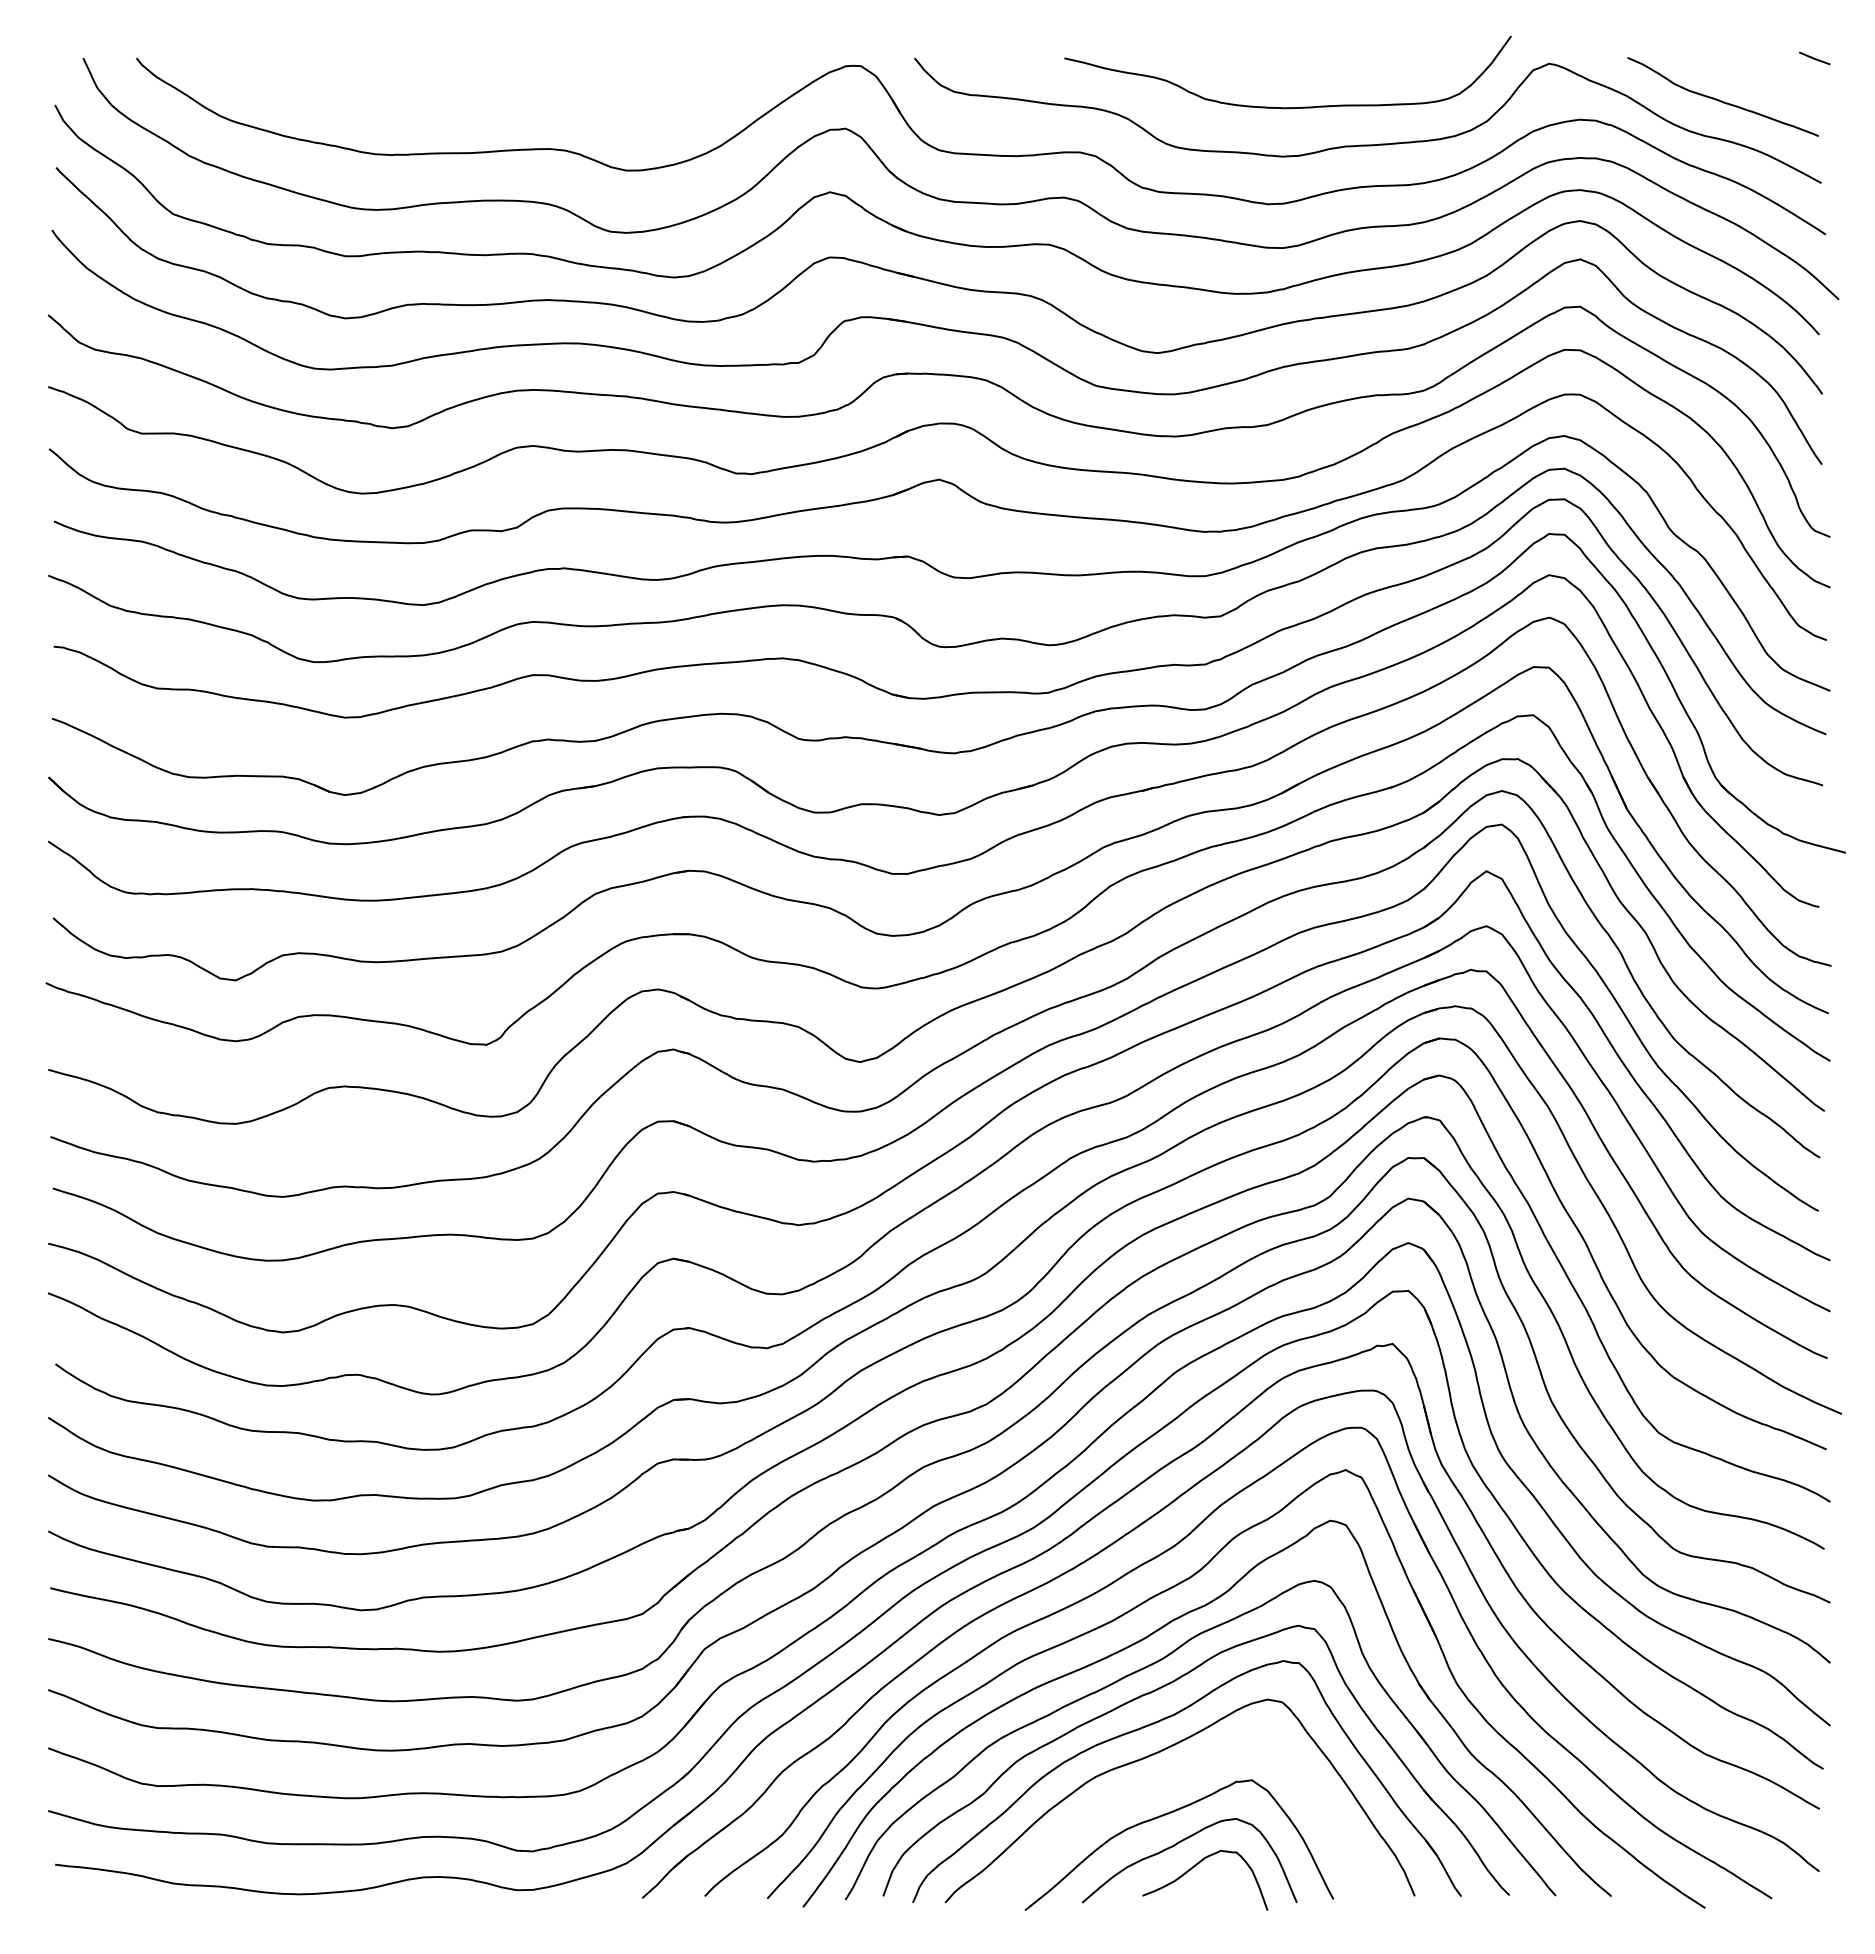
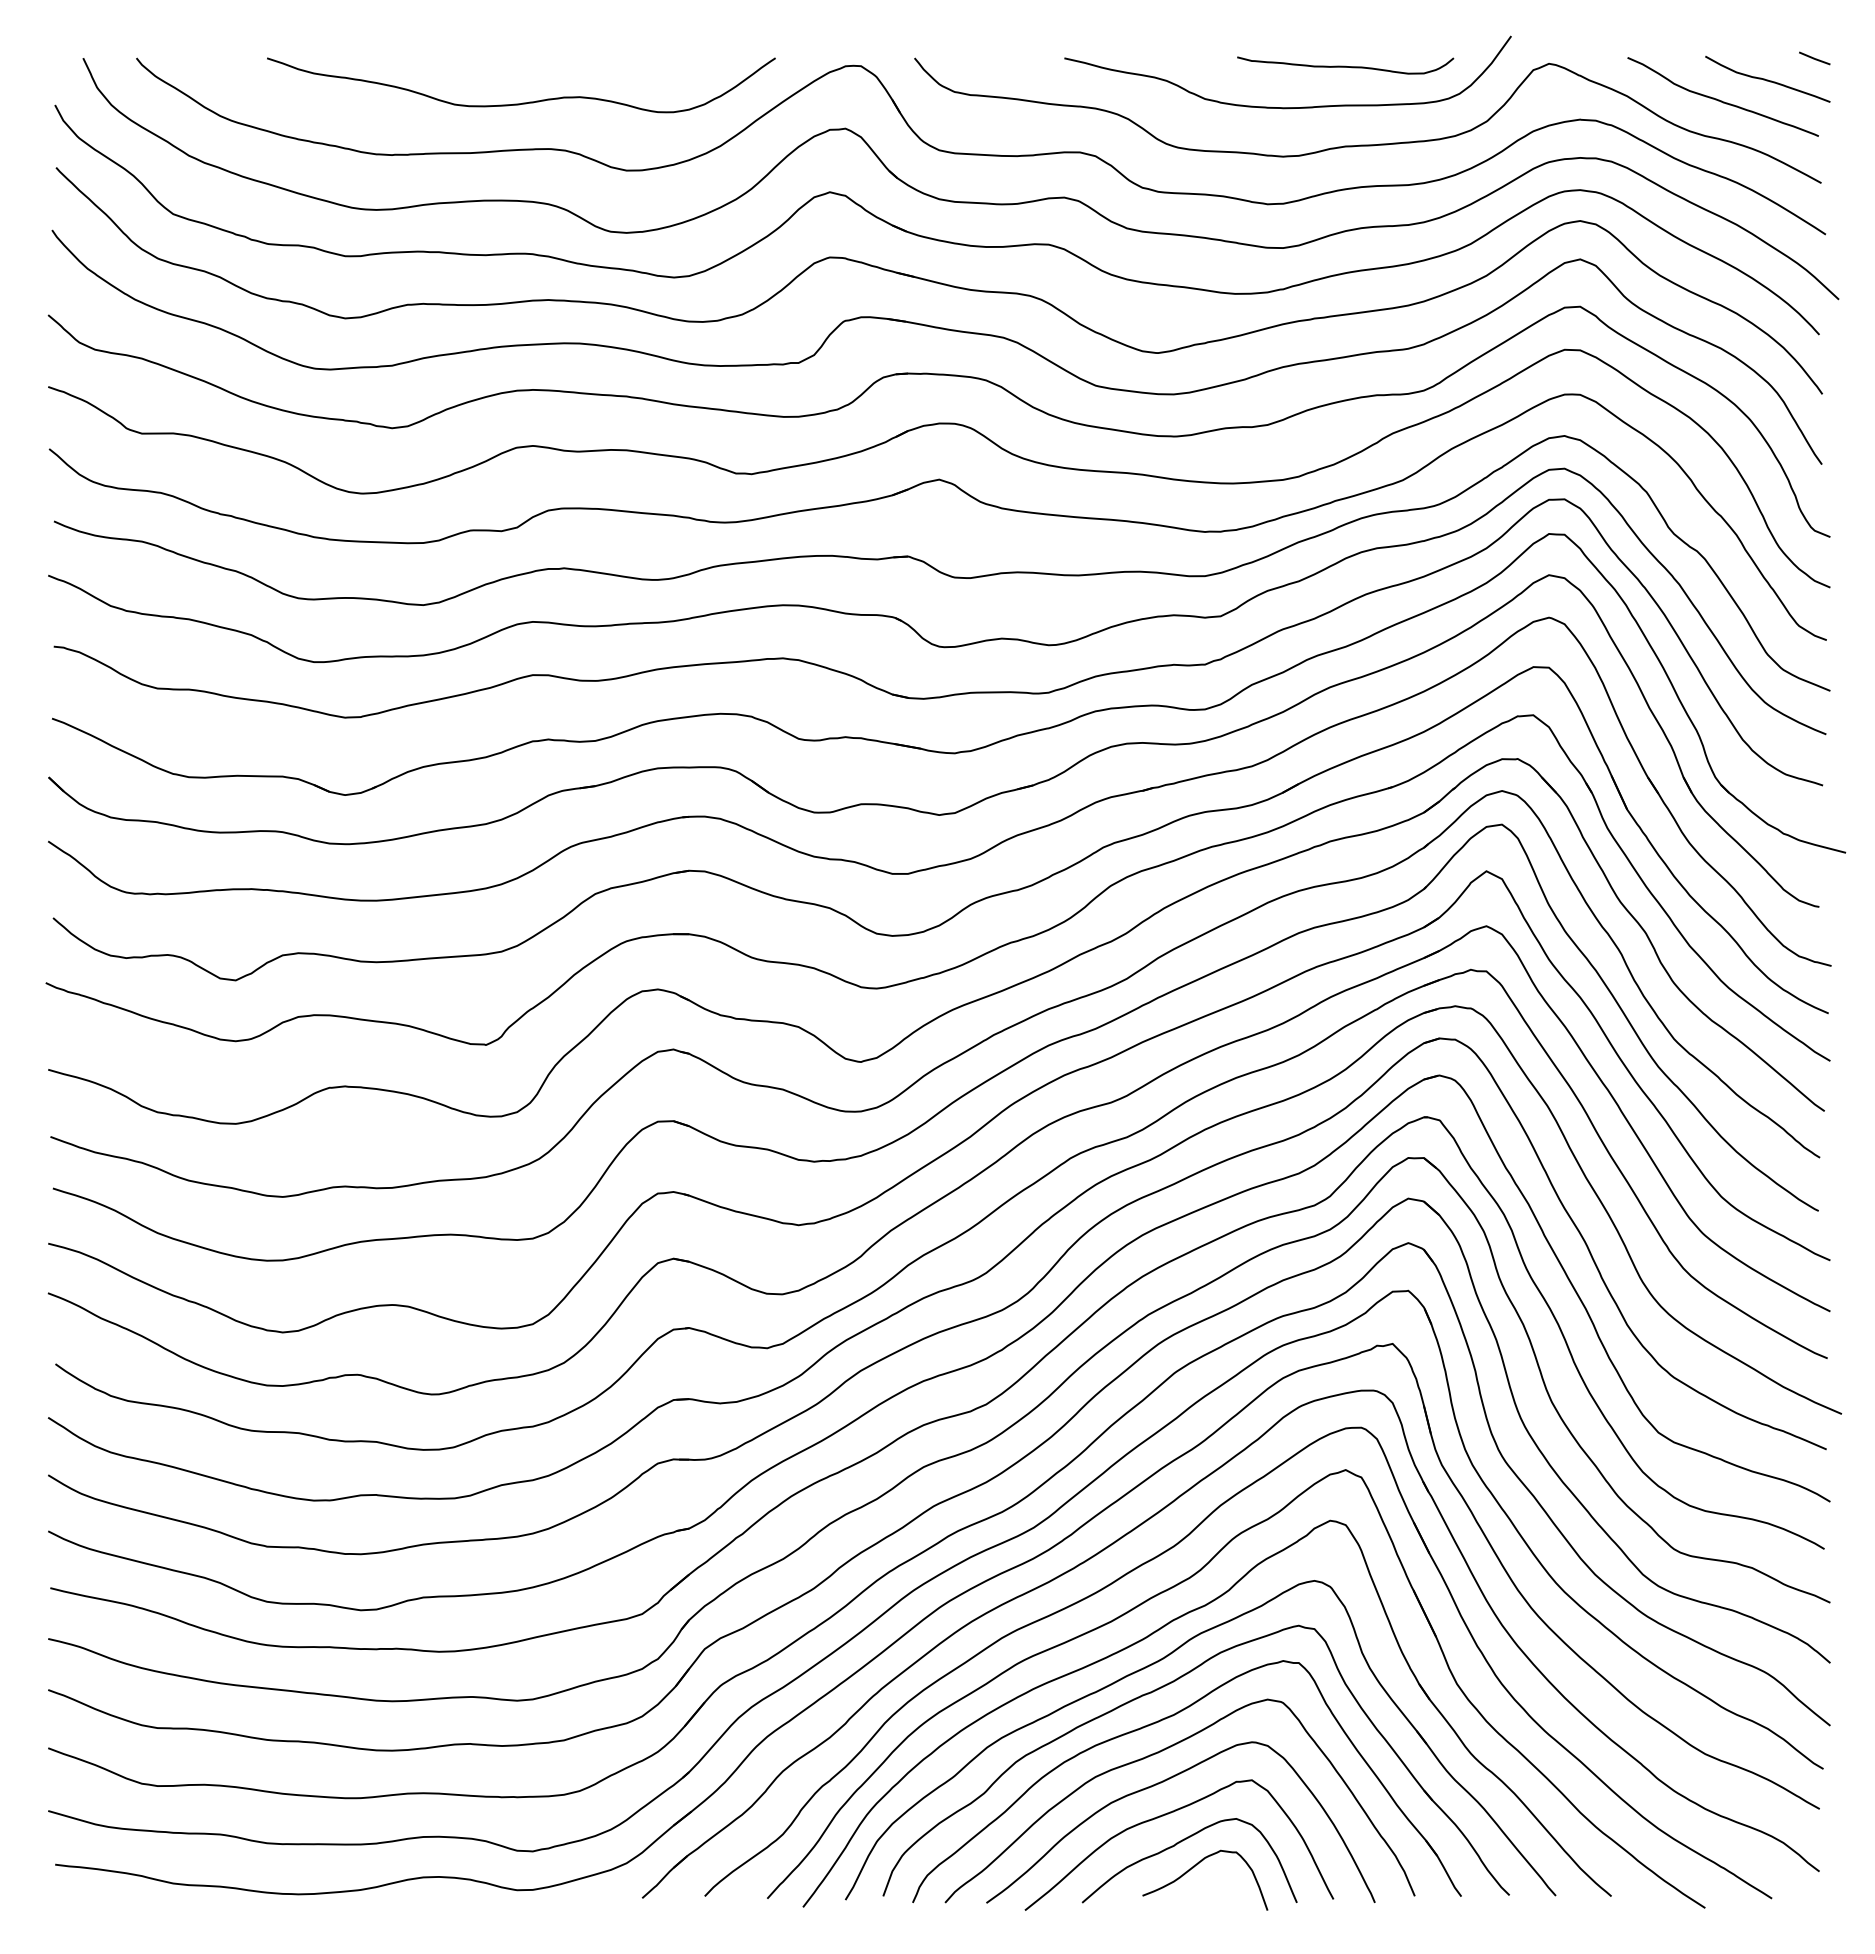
curve: none -> present (1345, 65)
curve: none -> present (1767, 79)
curve: none -> present (522, 102)
curve: none -> present (1161, 1783)
